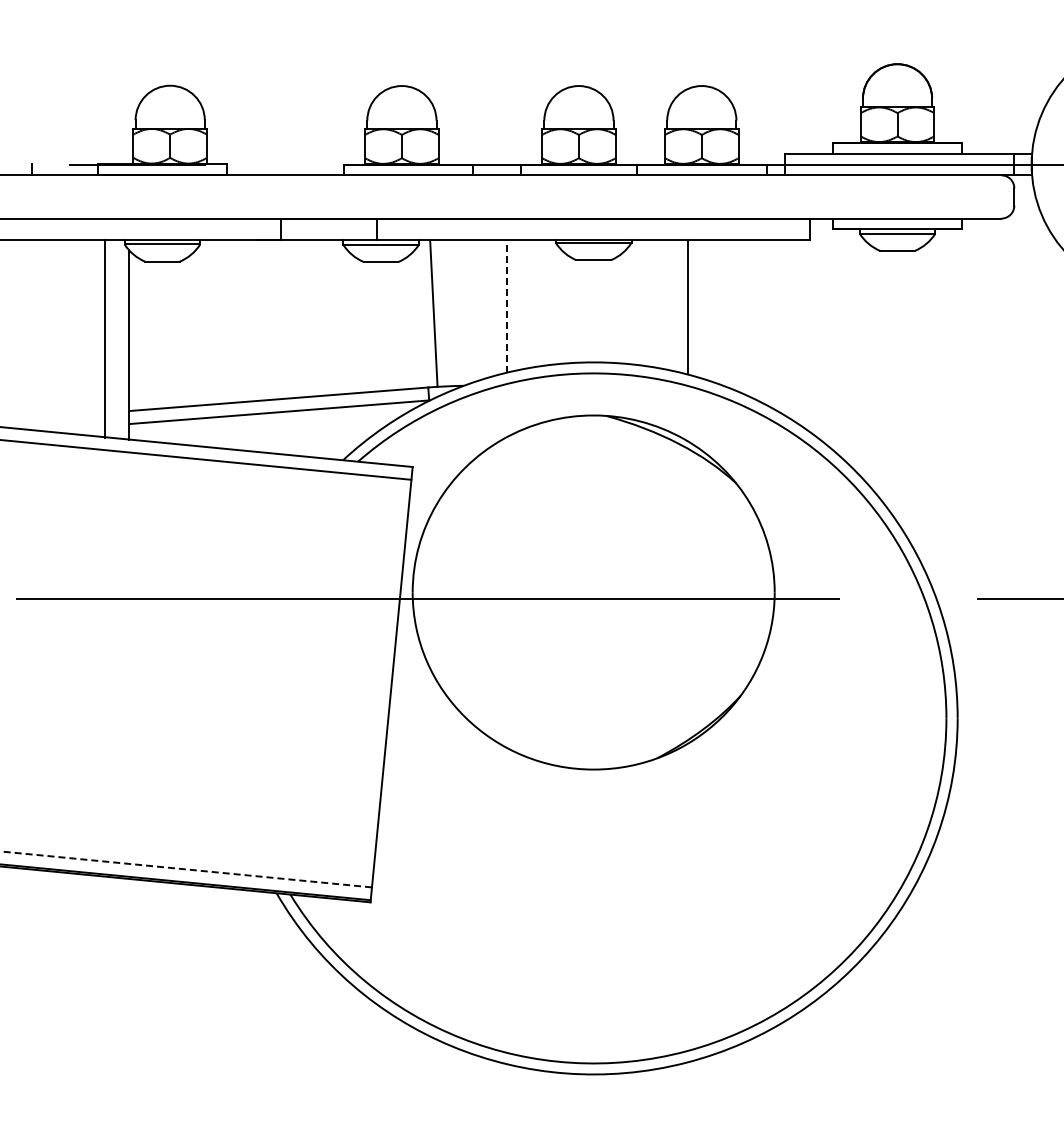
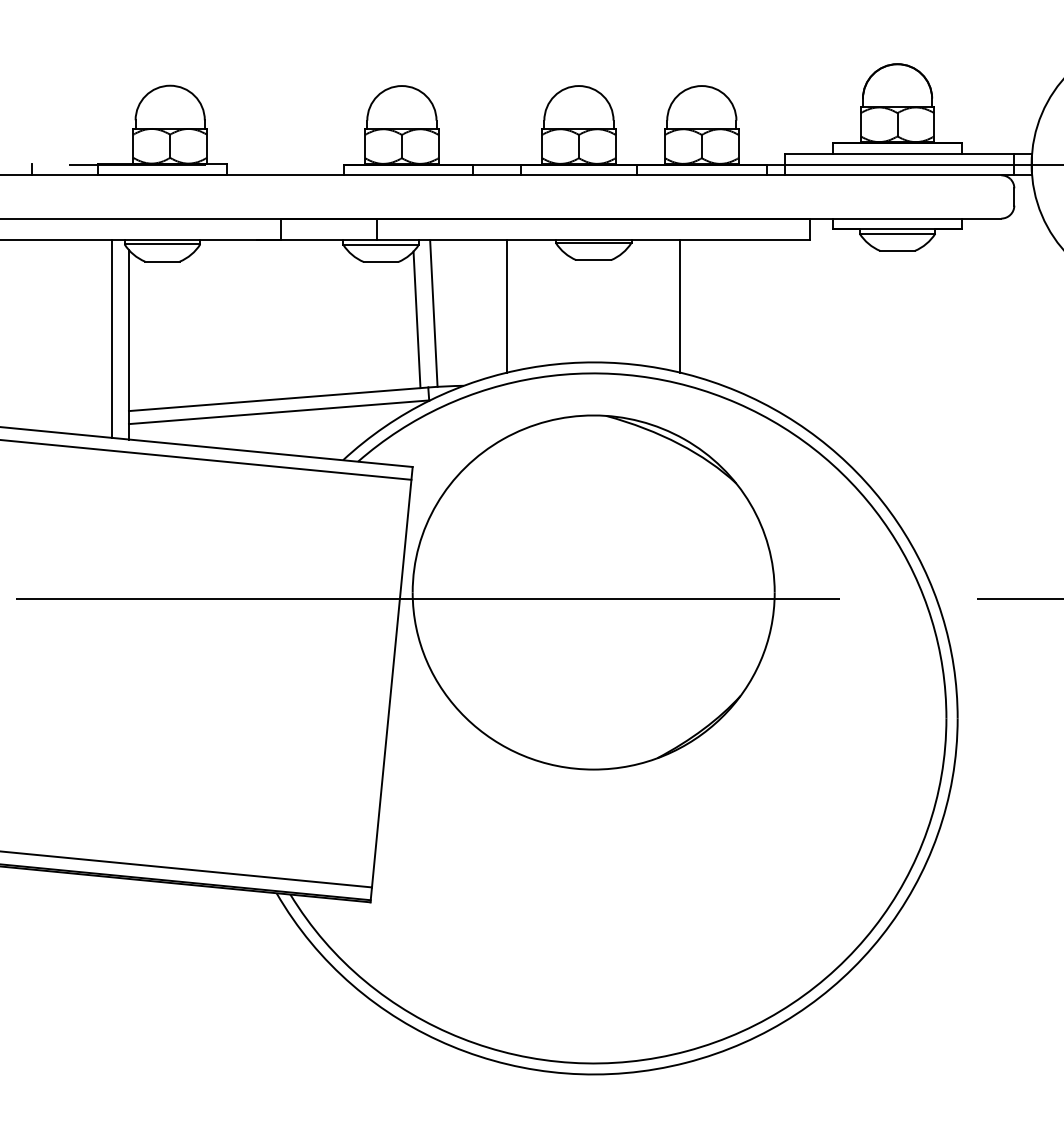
line: dashed -> solid (507, 306)
line position: (688, 306) -> (680, 306) (680, 306)
line: none -> present (416, 319)
line position: (105, 338) -> (112, 338) (112, 338)
line: dashed -> solid (186, 869)
